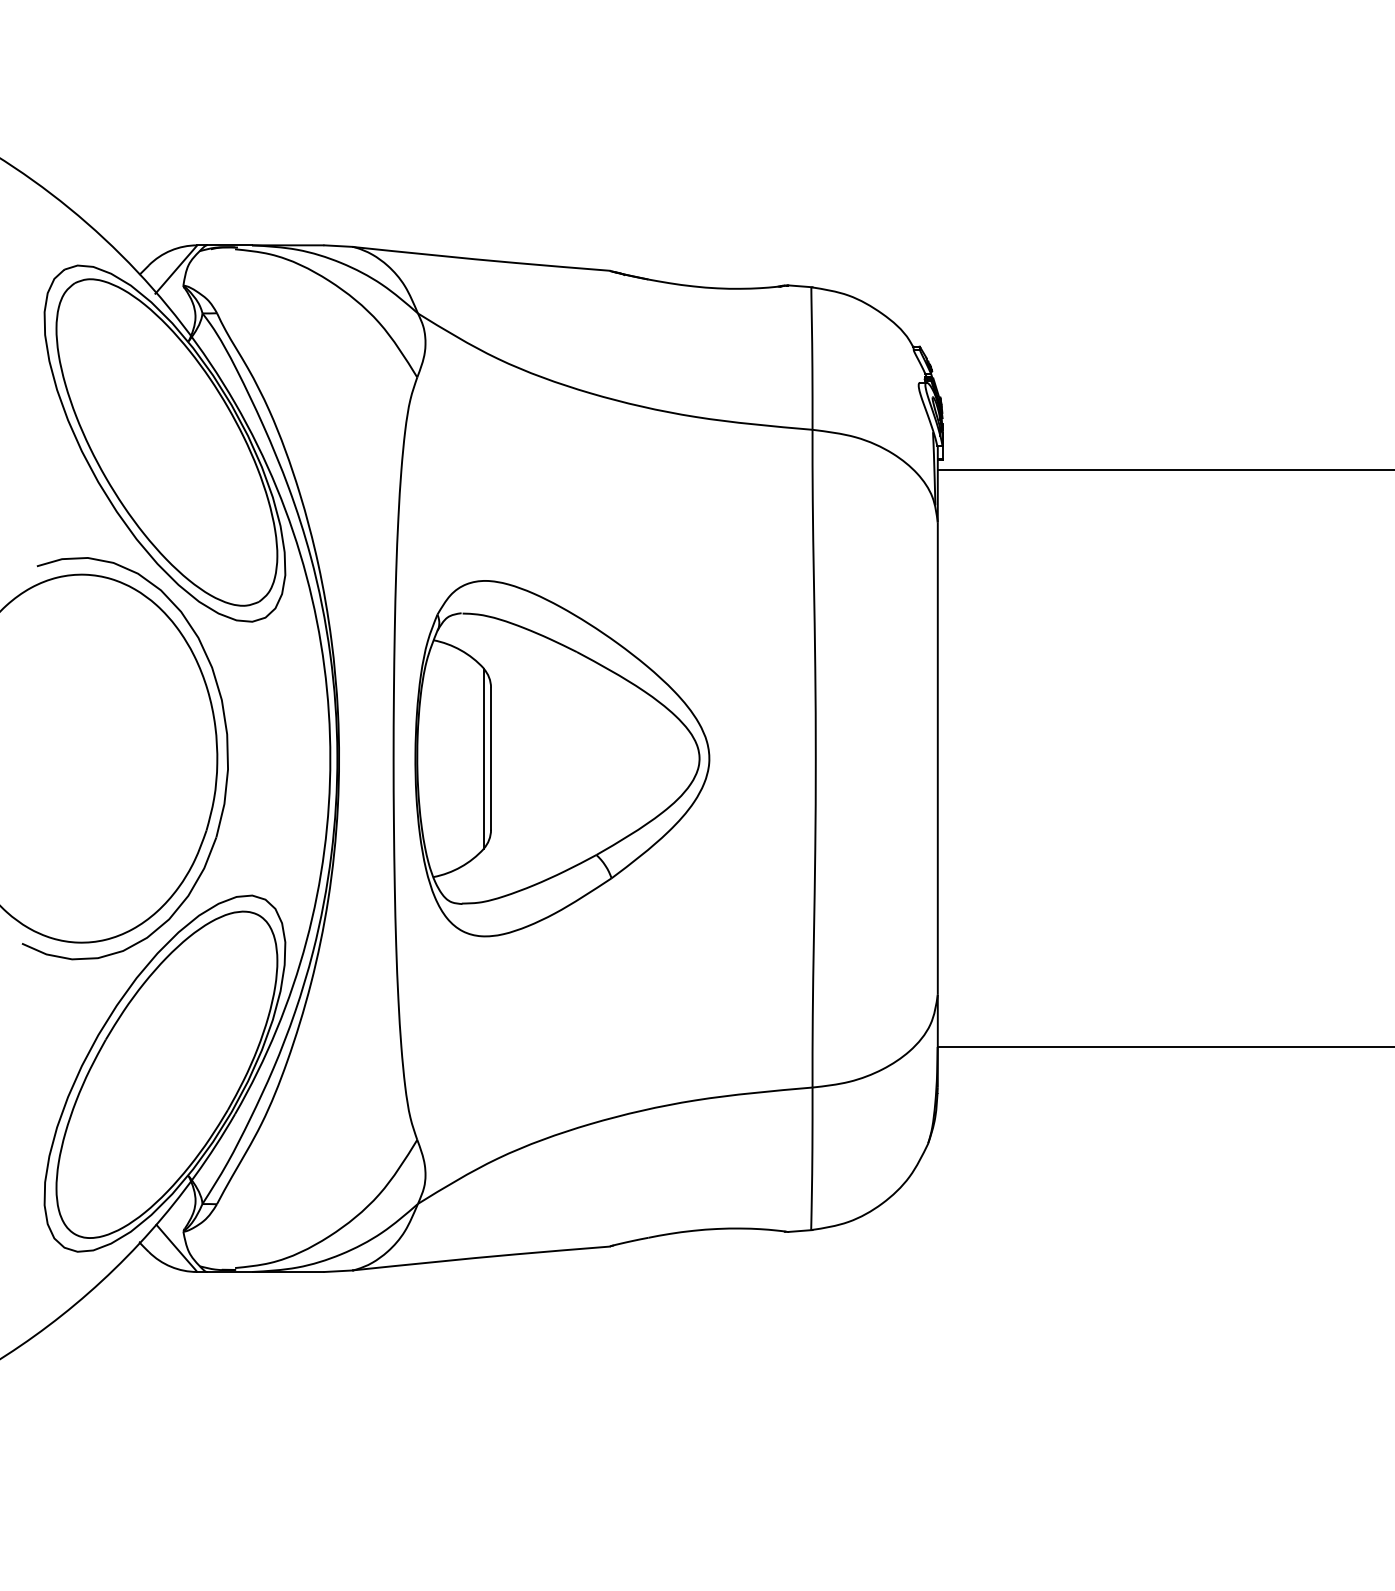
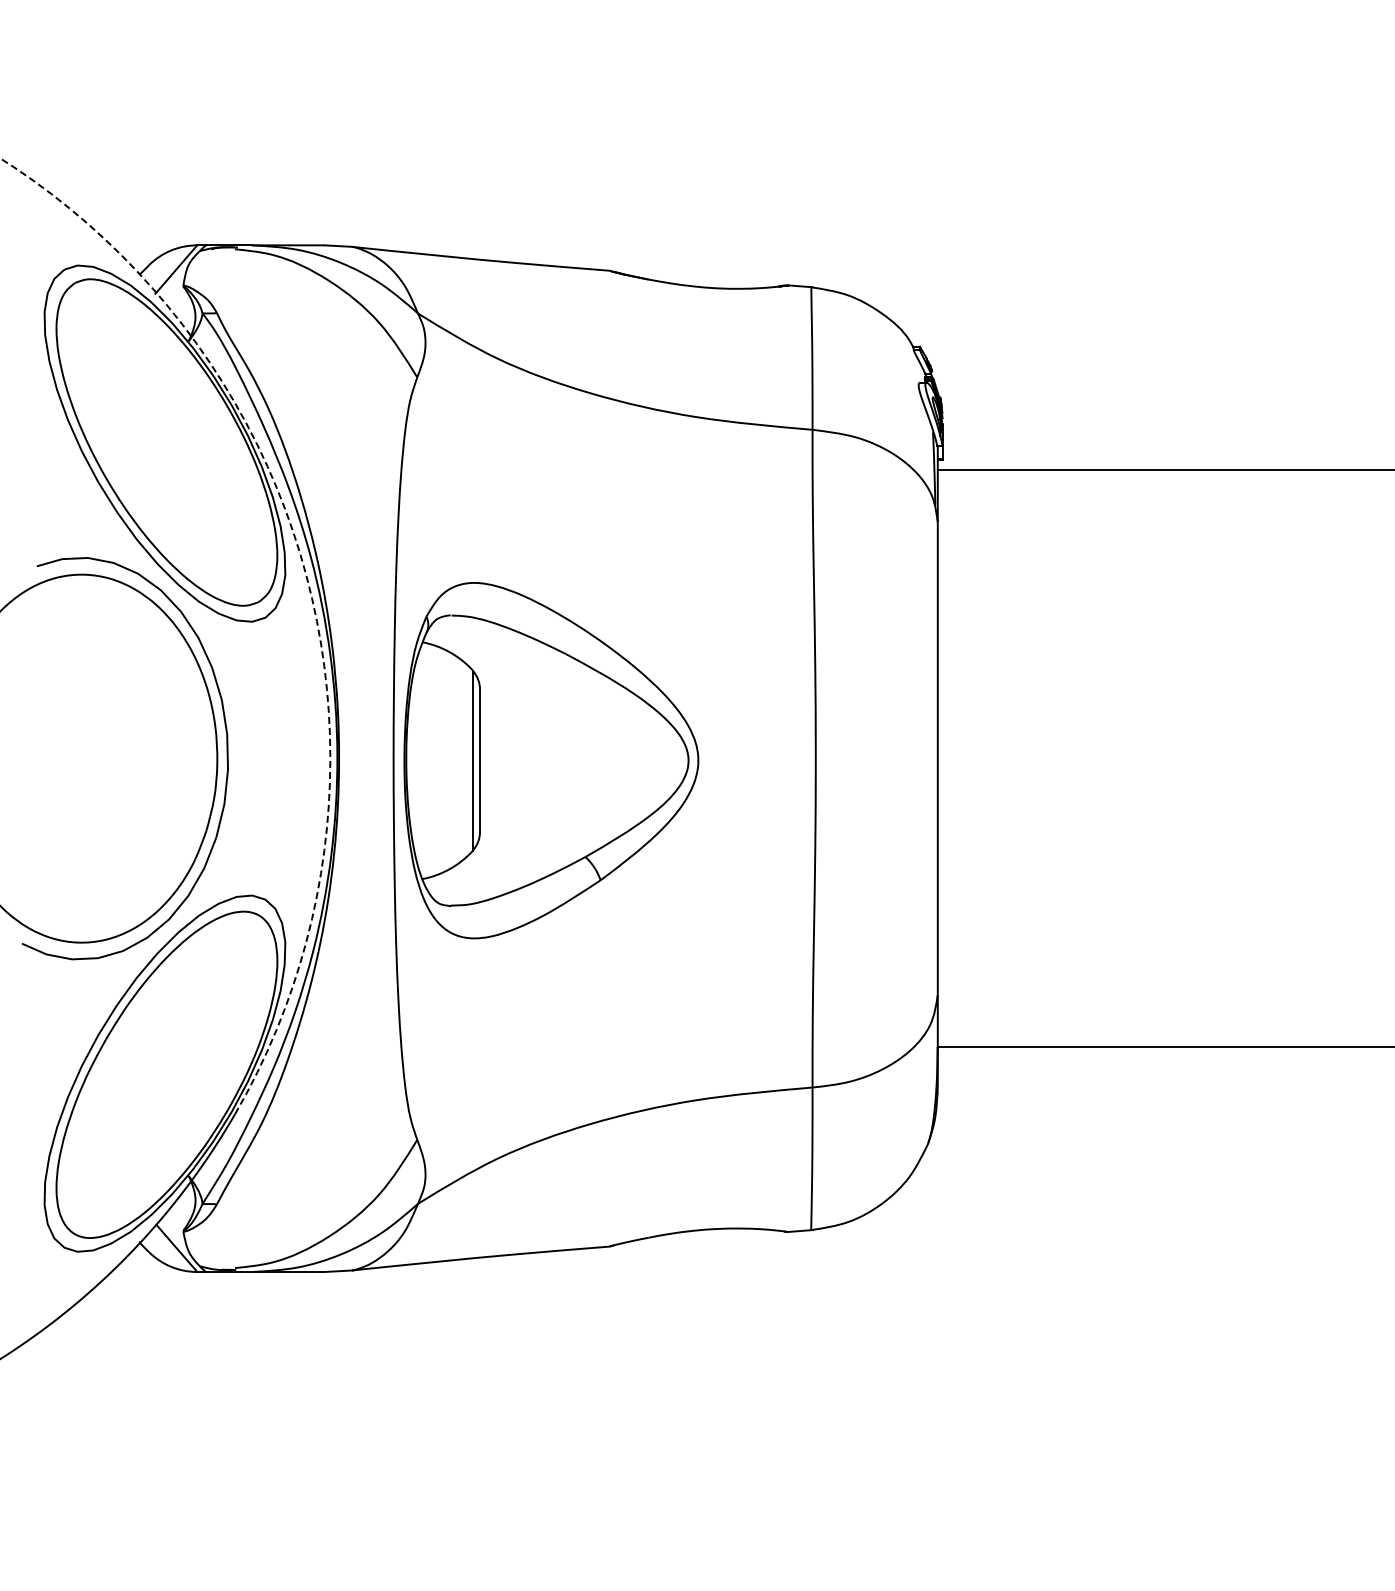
arc: solid -> dashed (310, 590)
part position: (562, 758) -> (551, 760) (551, 760)
